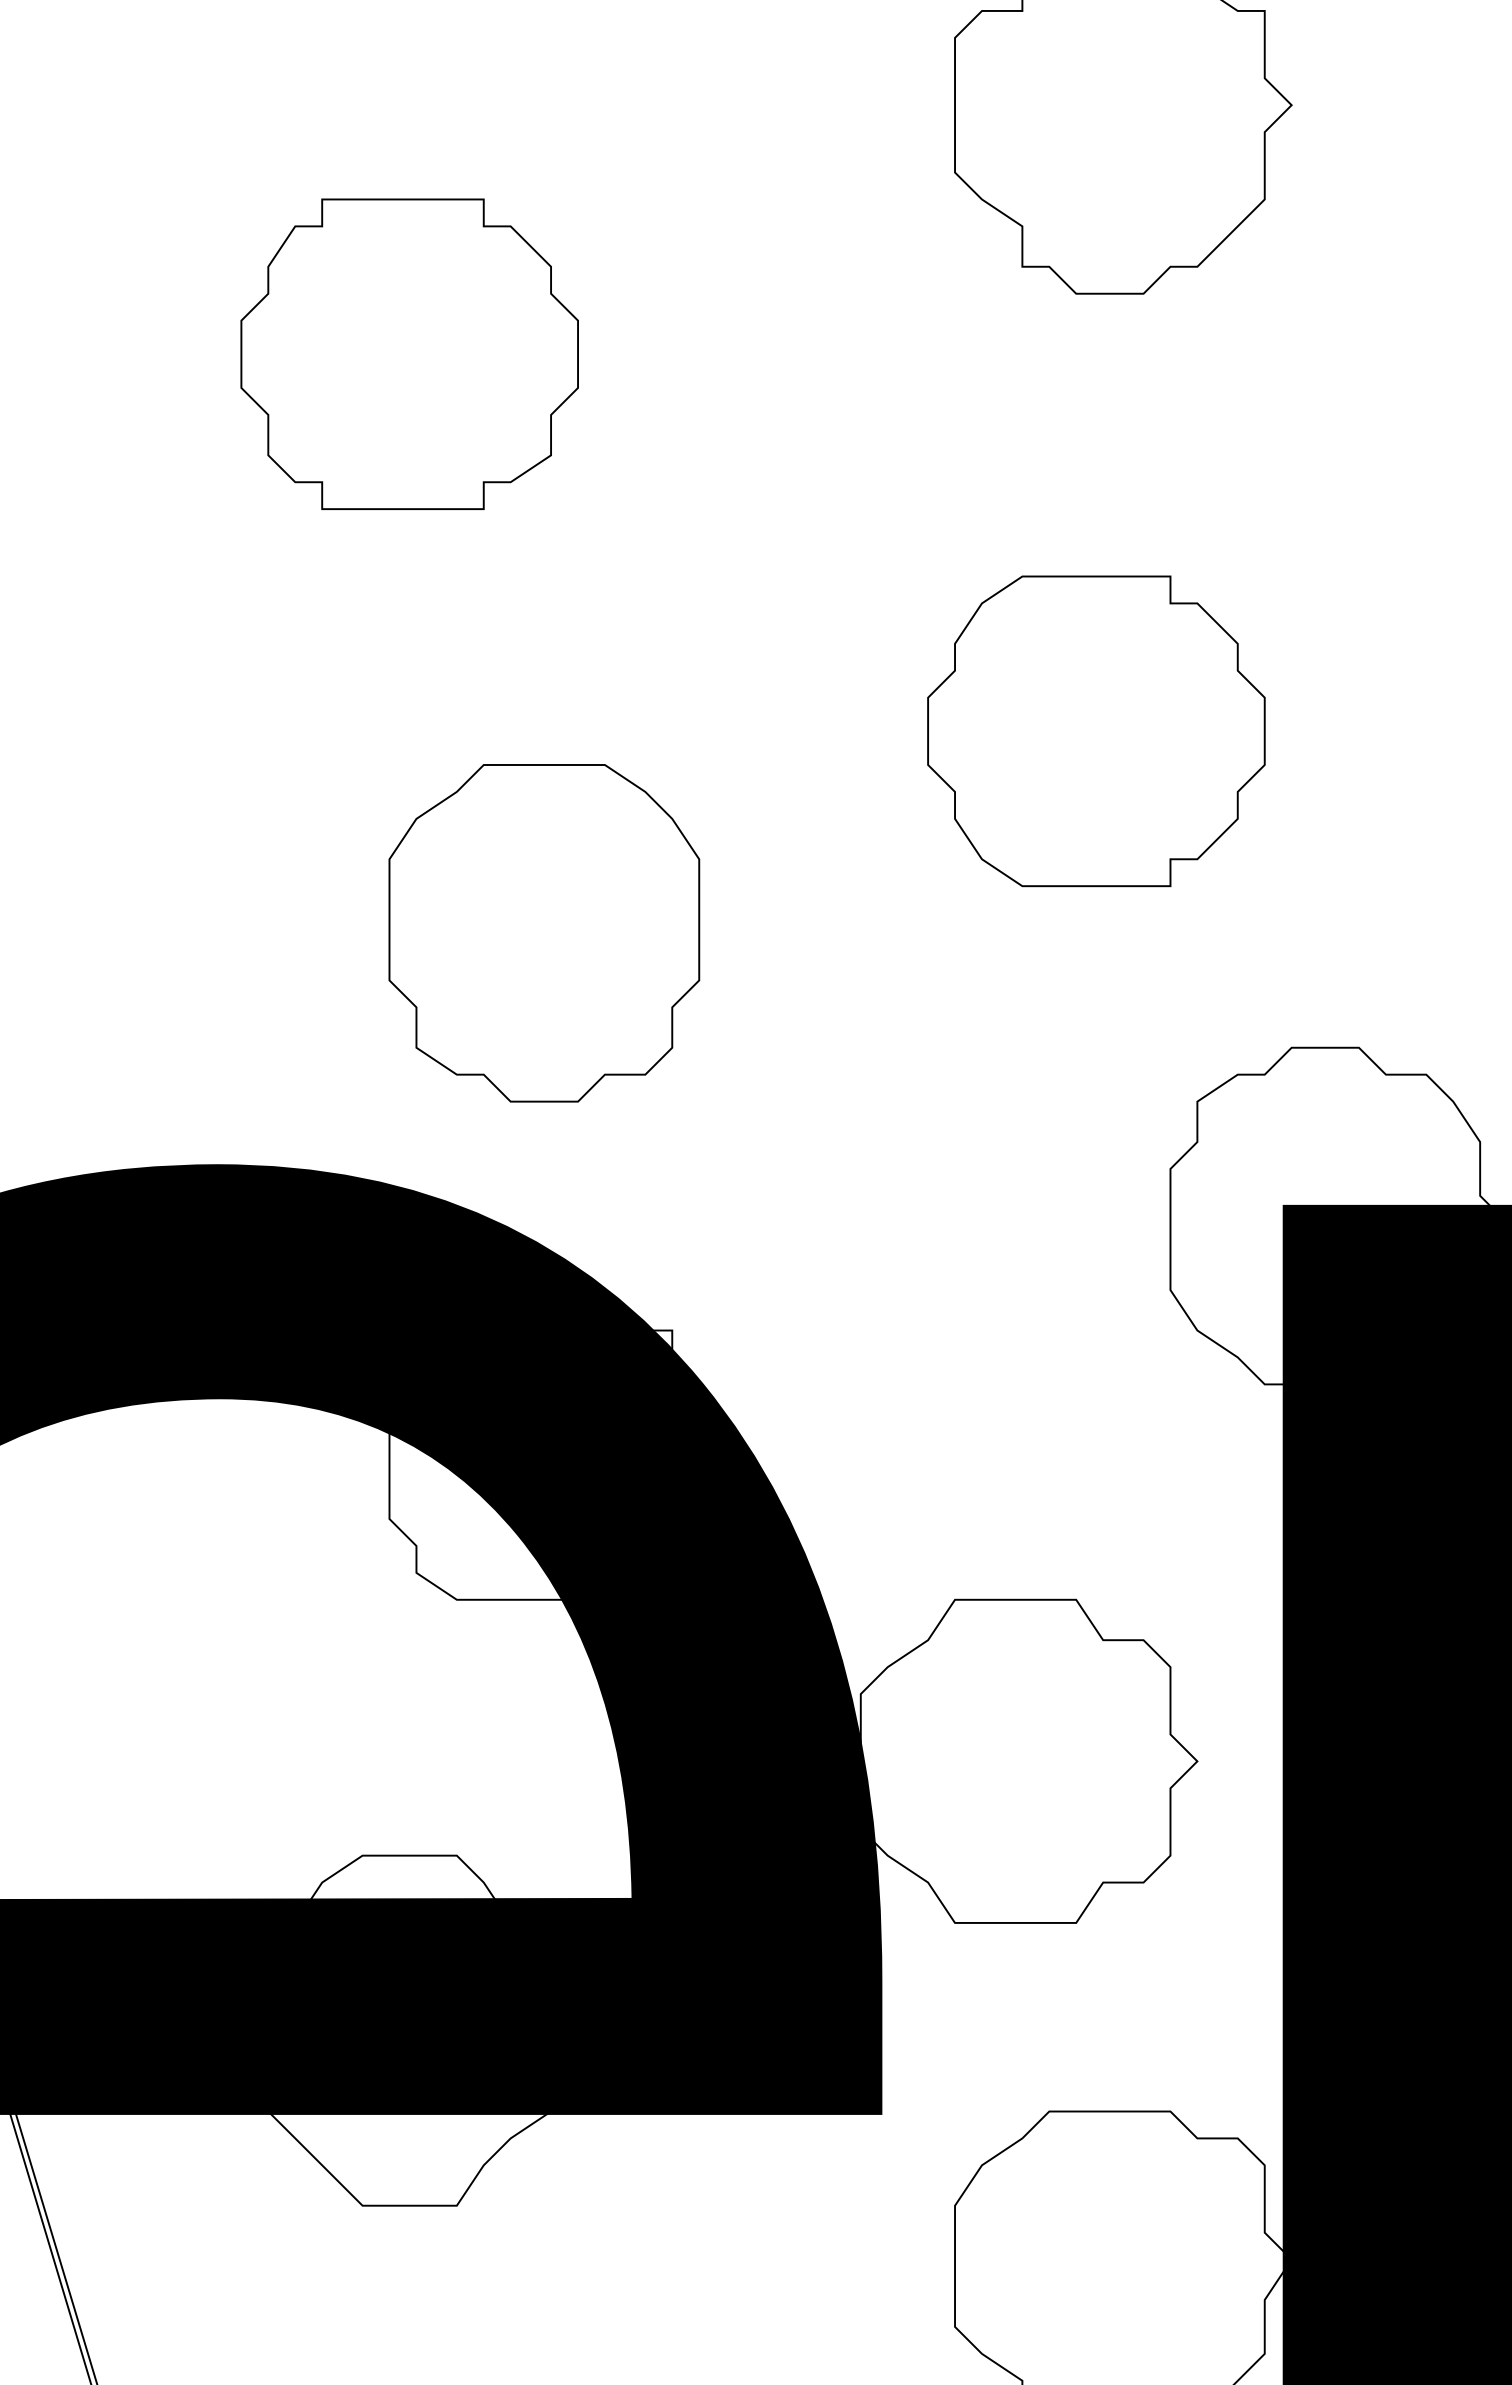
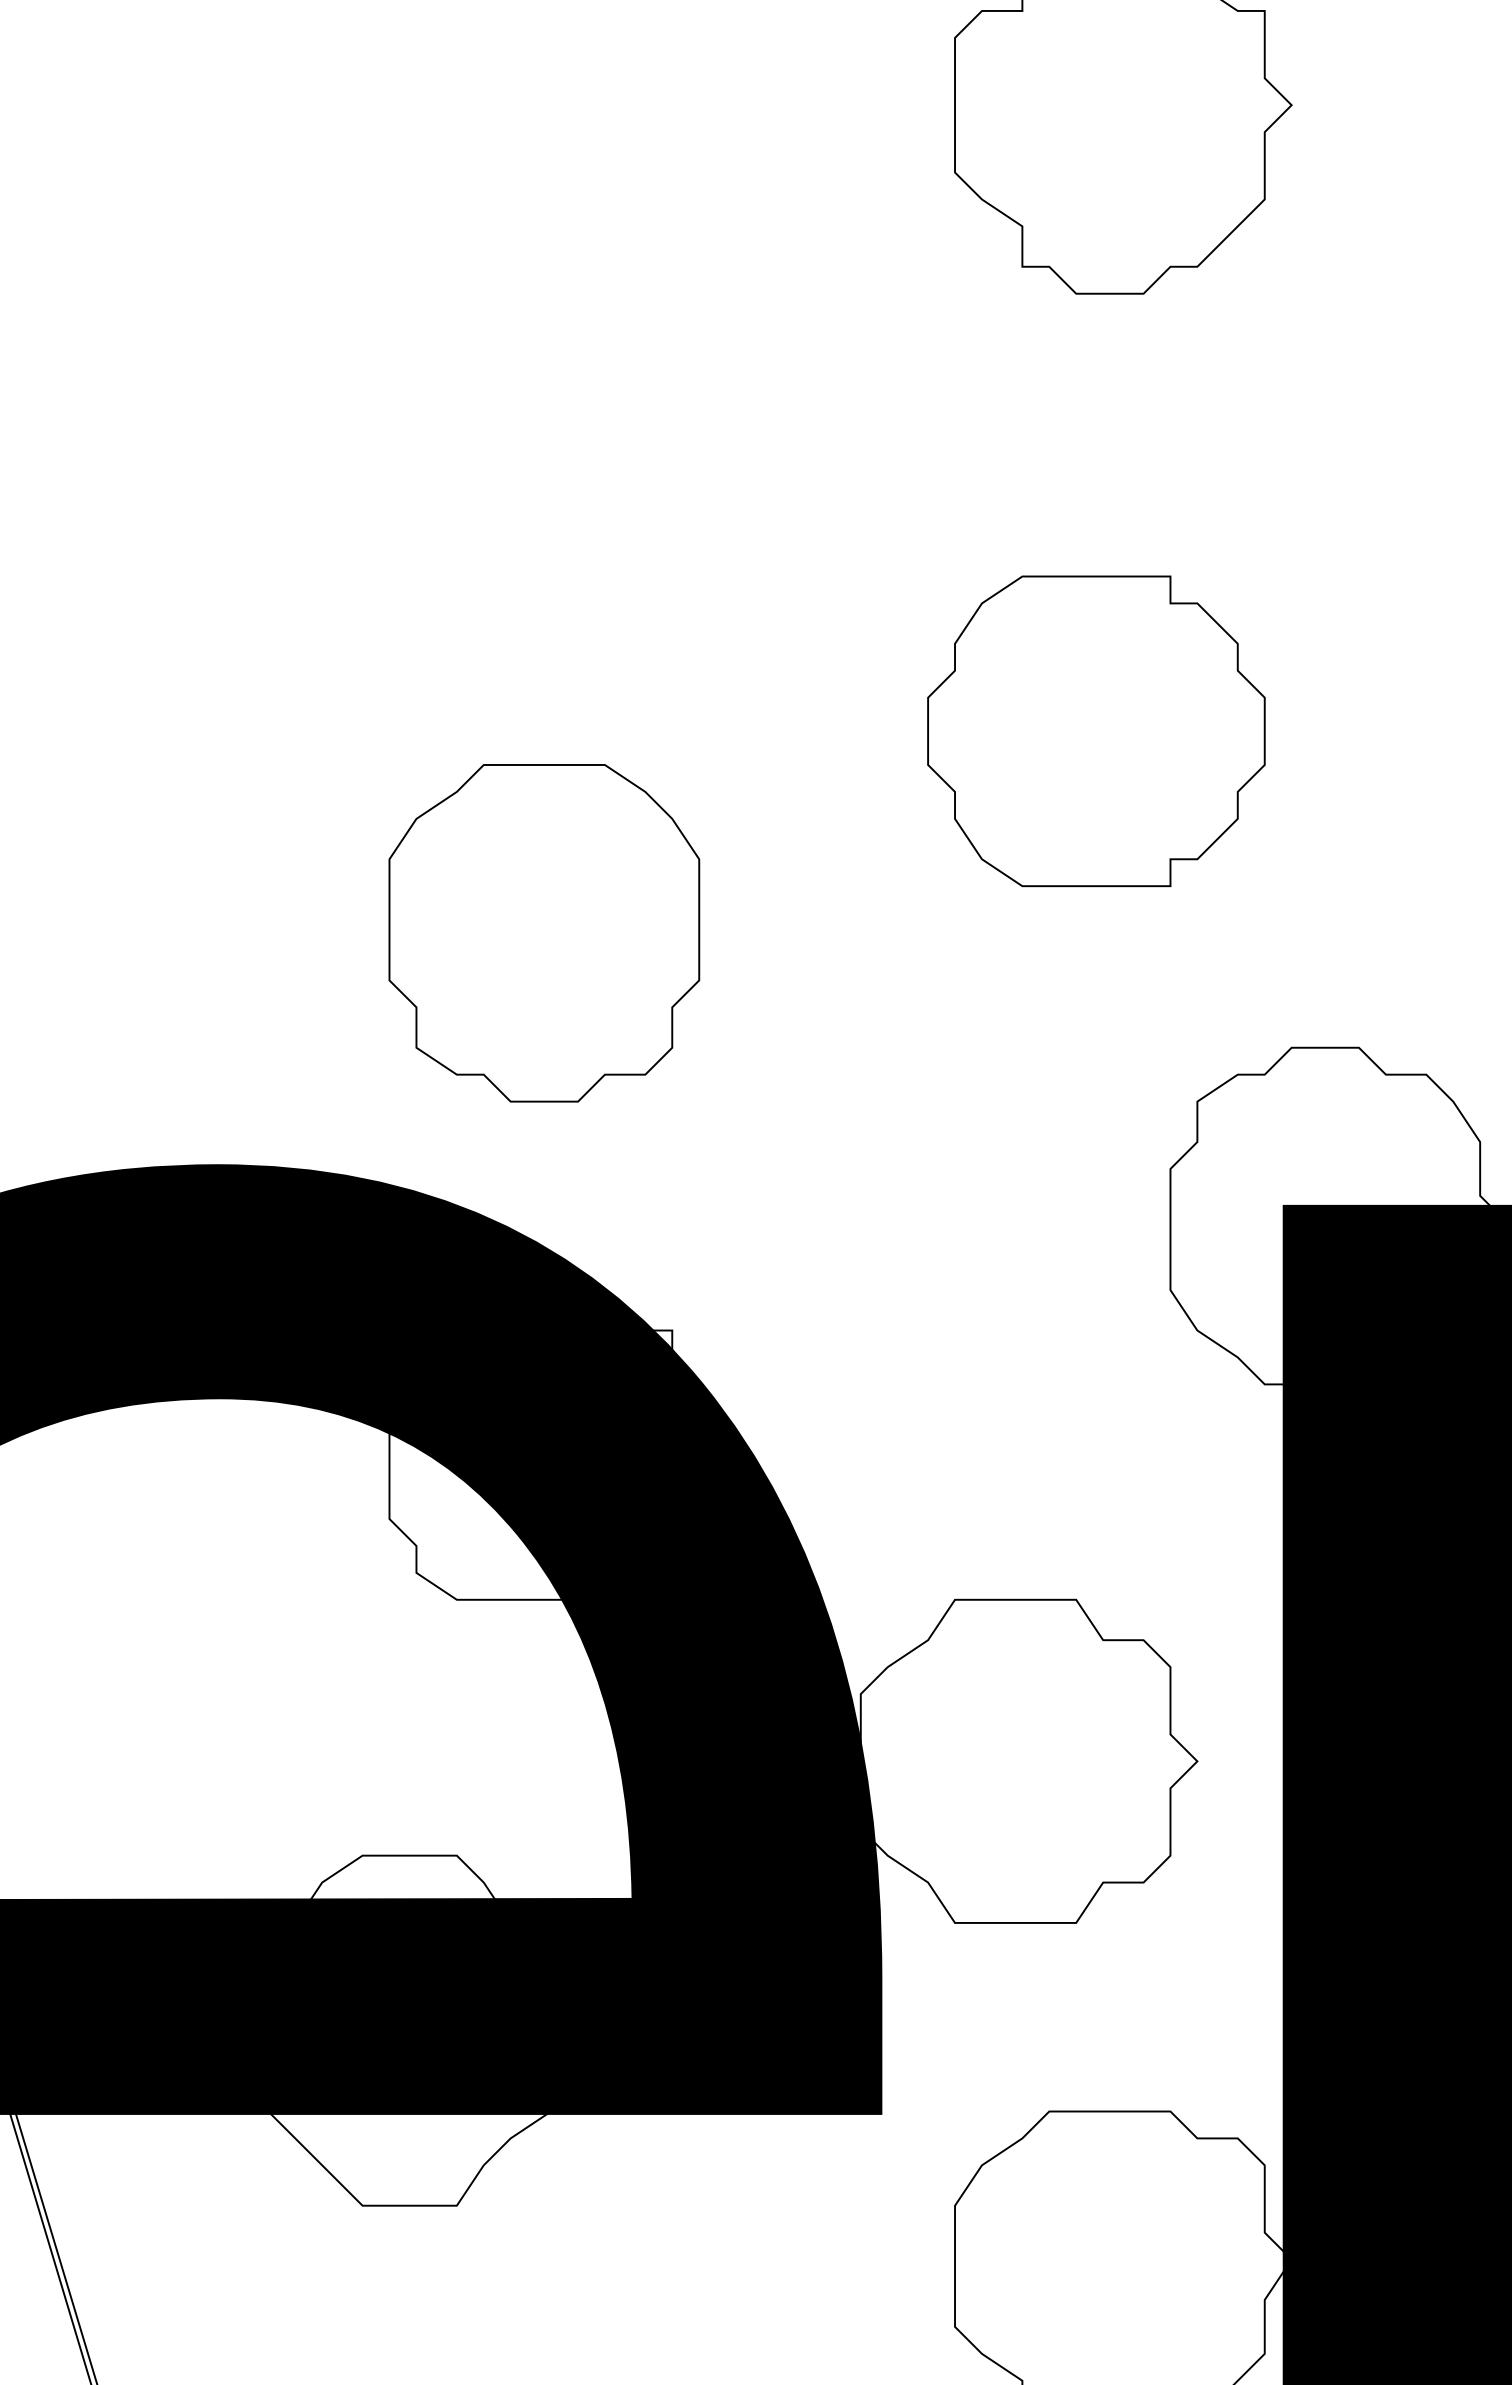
part: present -> none (409, 353)
